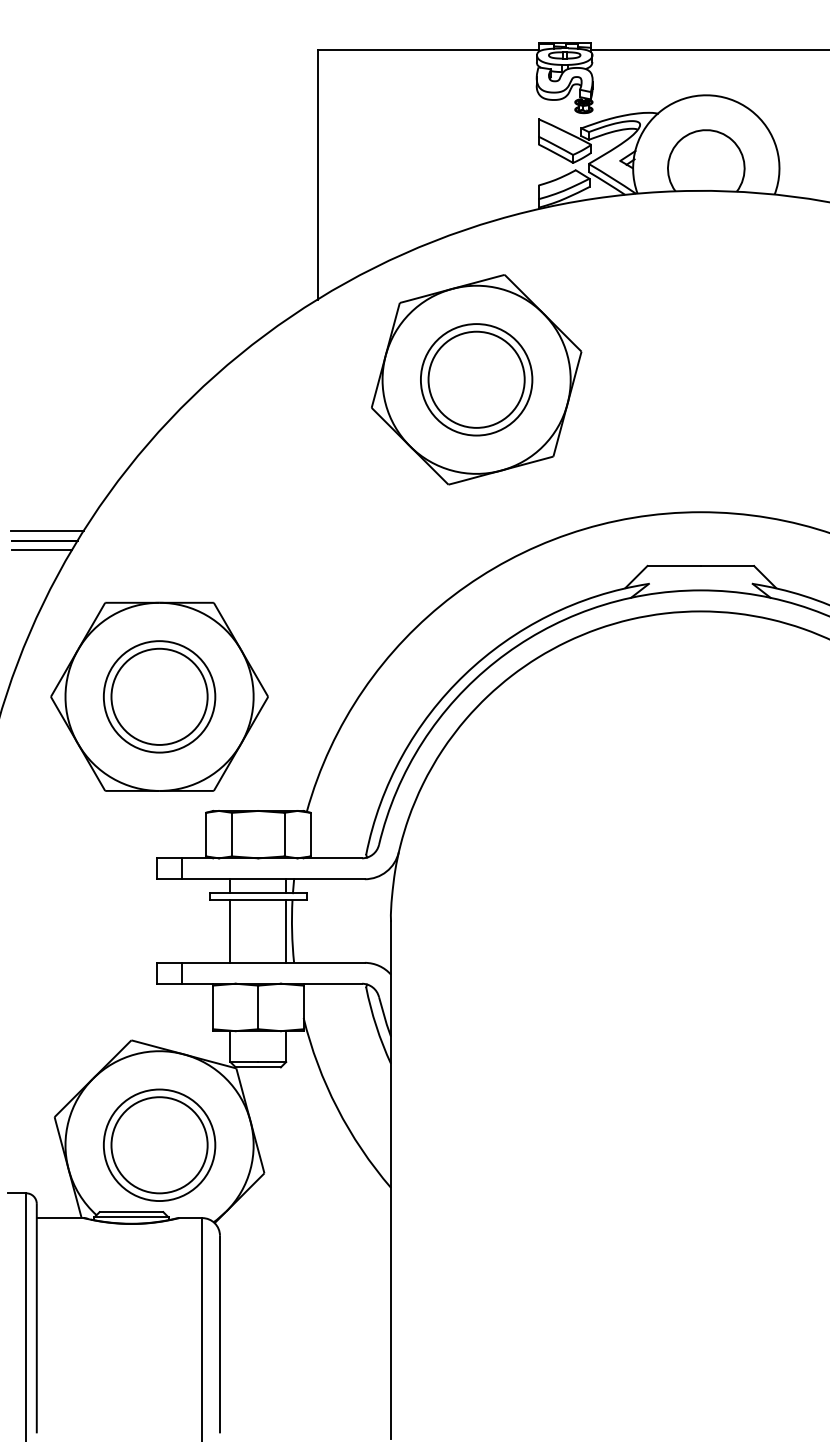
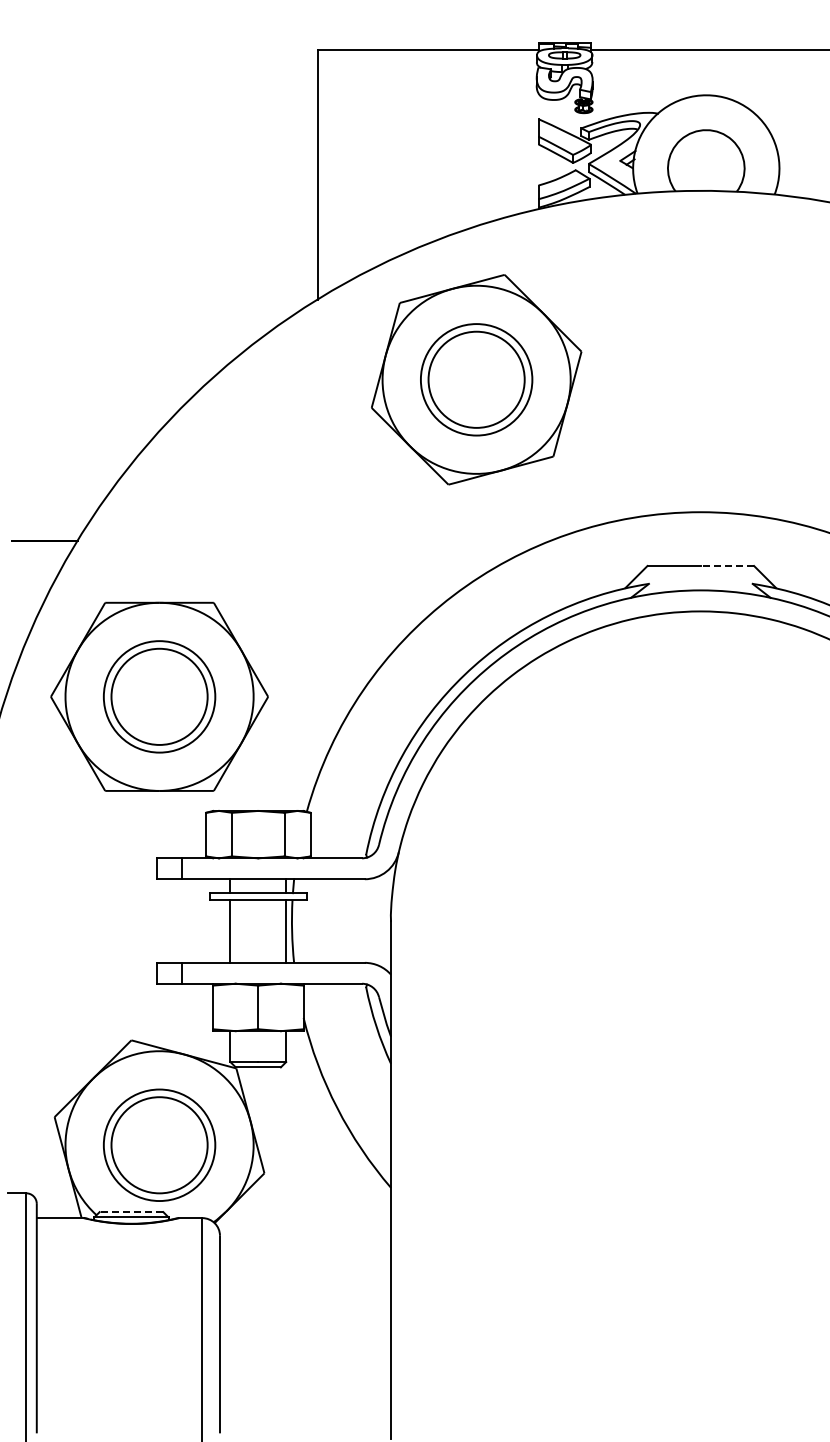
line: present -> none (47, 530)
line: present -> none (41, 550)
line: solid -> dashed (727, 566)
line: solid -> dashed (131, 1212)
